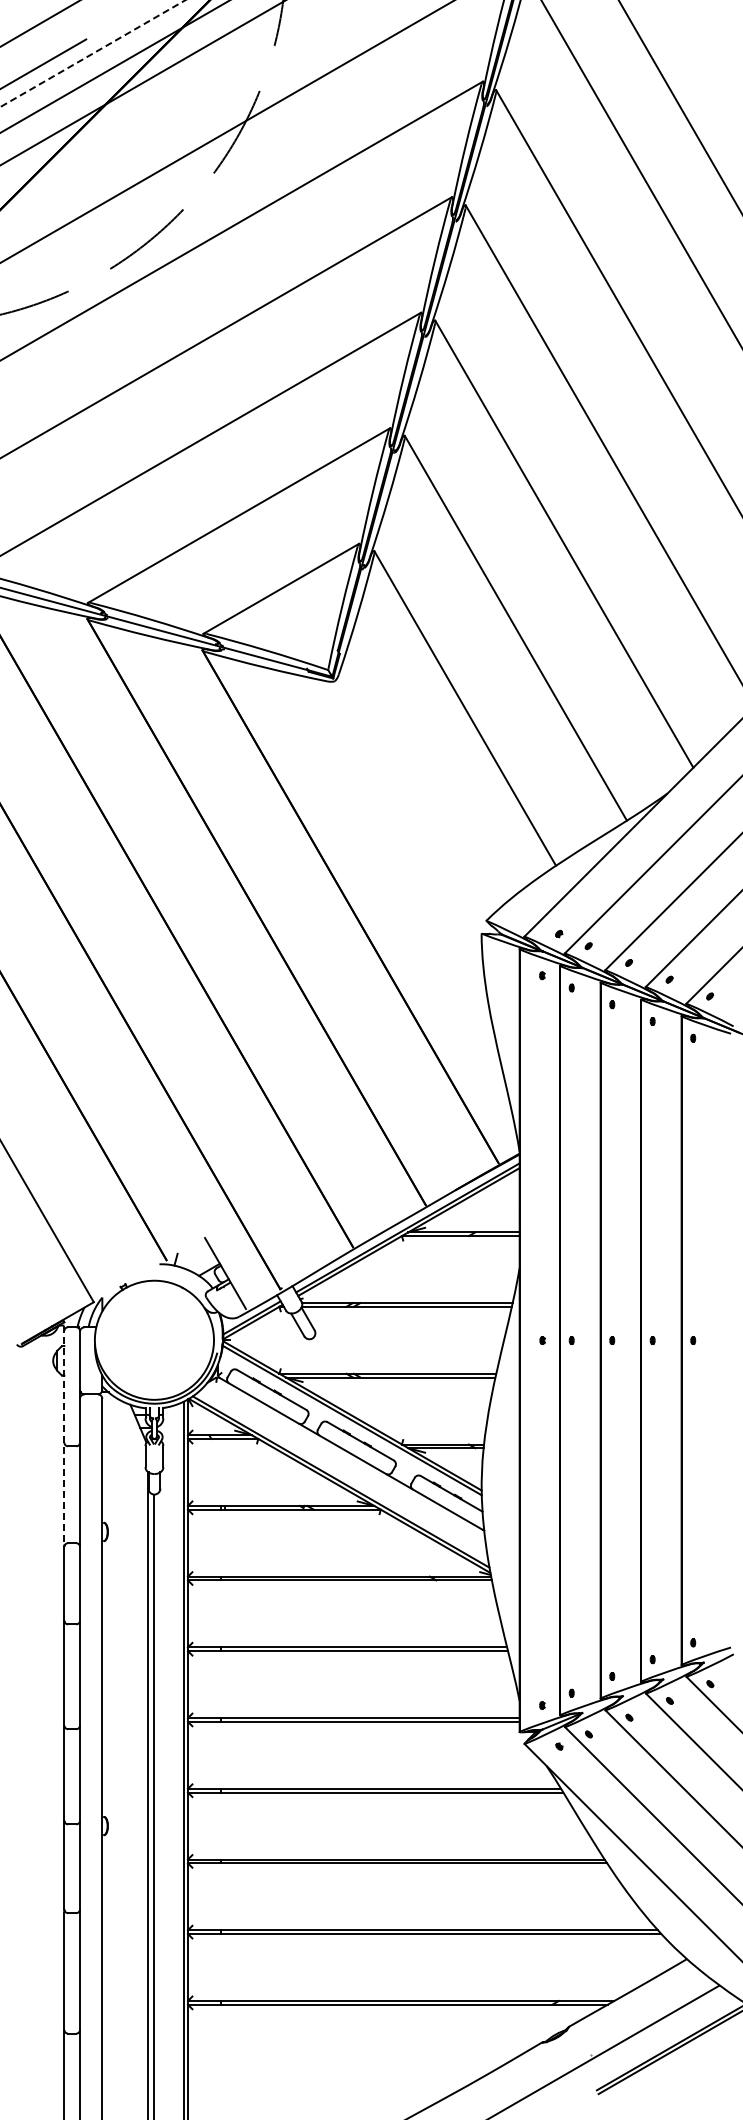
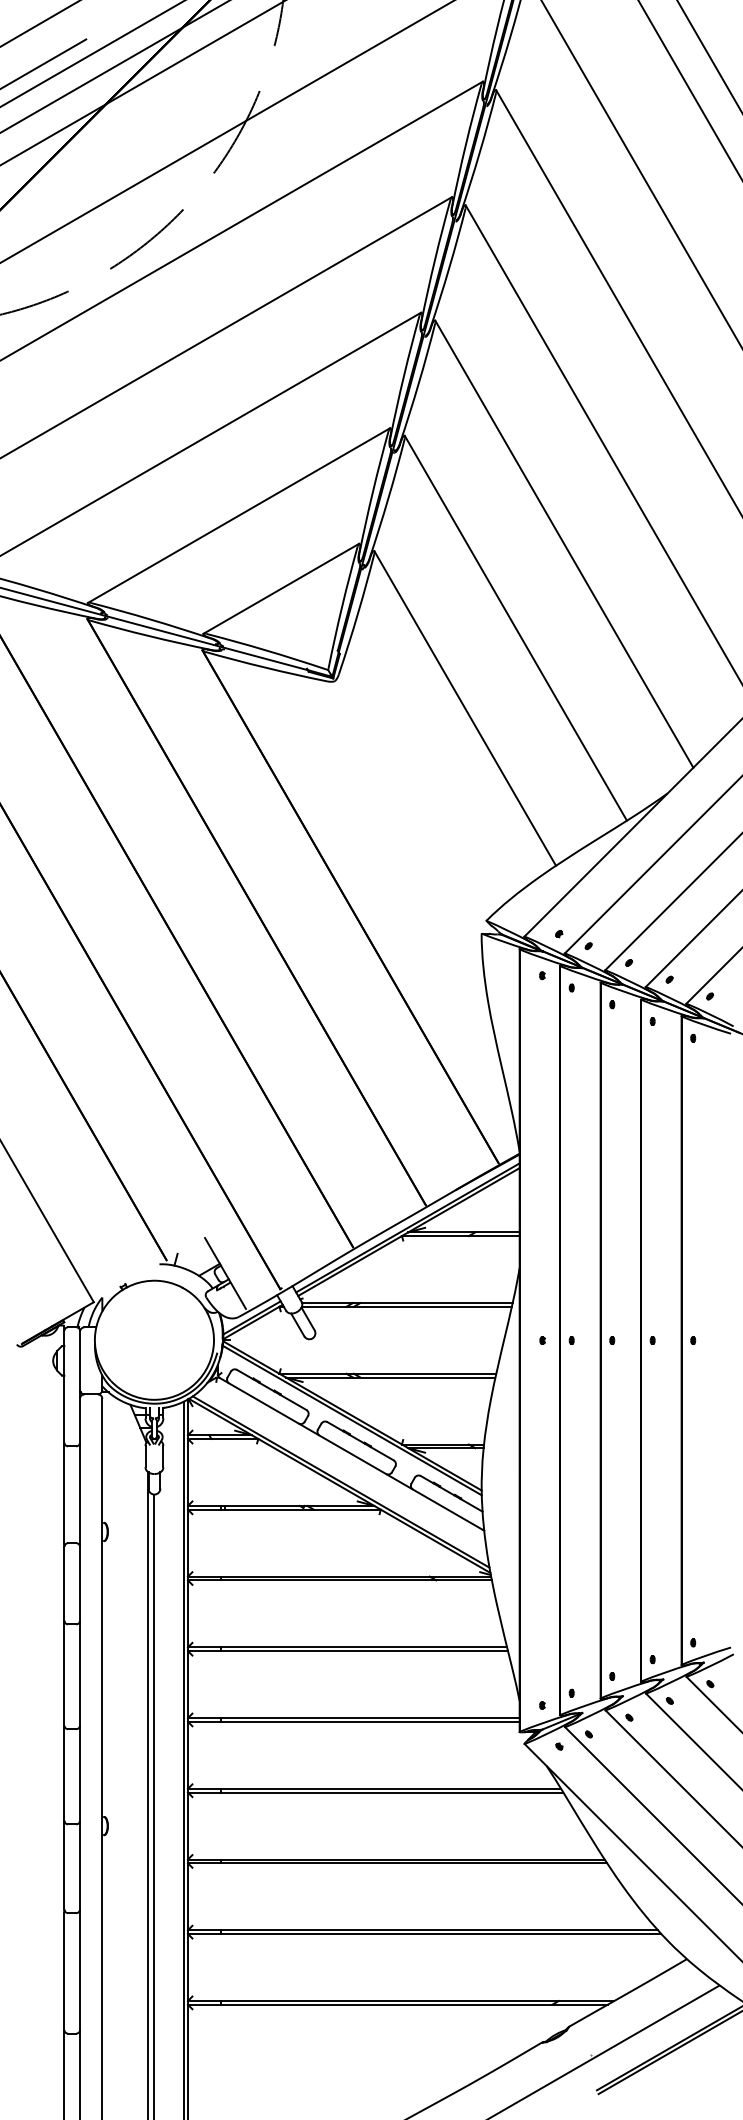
line: dashed -> solid (92, 53)
line: none -> present (708, 55)
line position: (679, 106) -> (689, 89) (689, 89)
line: dashed -> solid (64, 1435)
